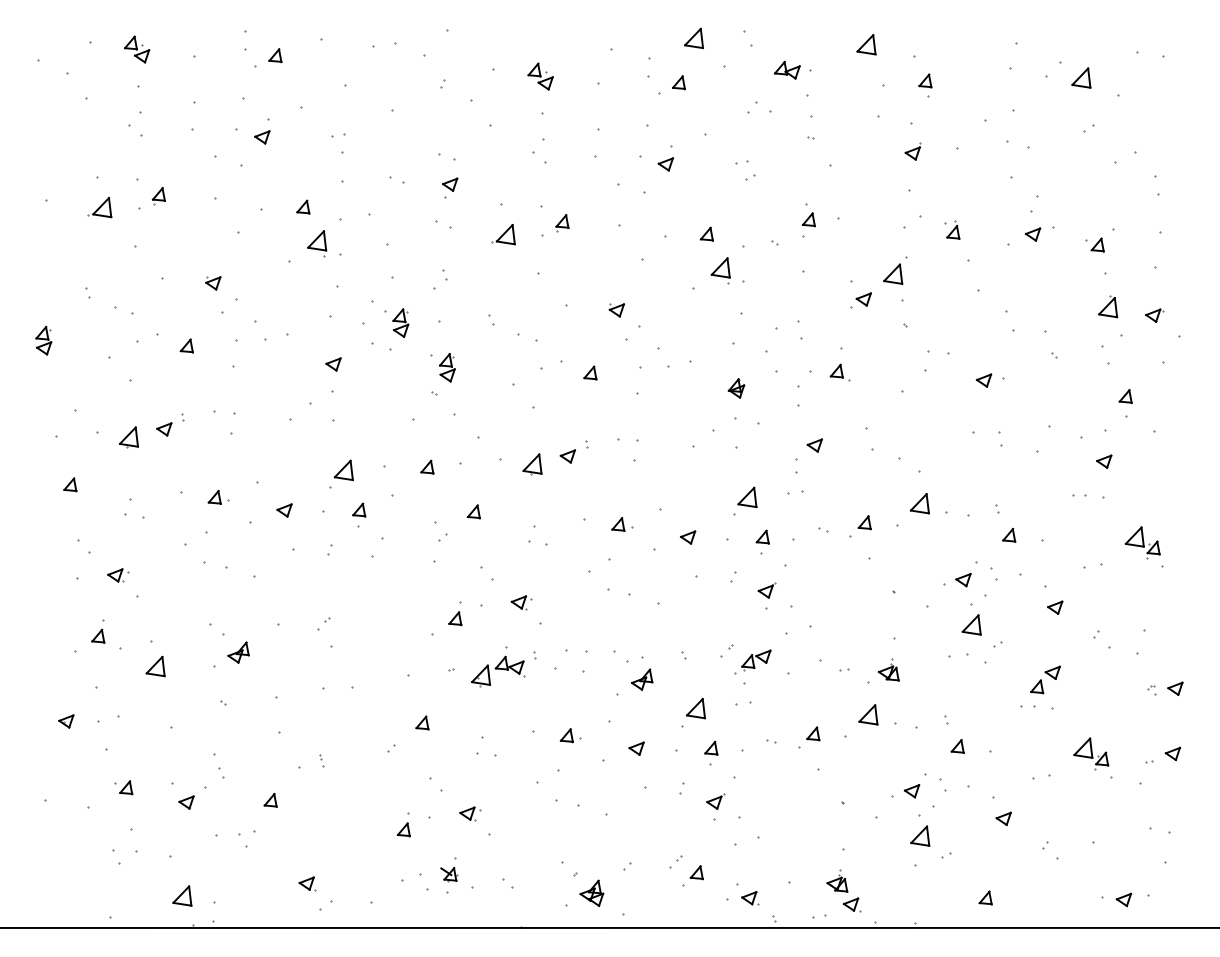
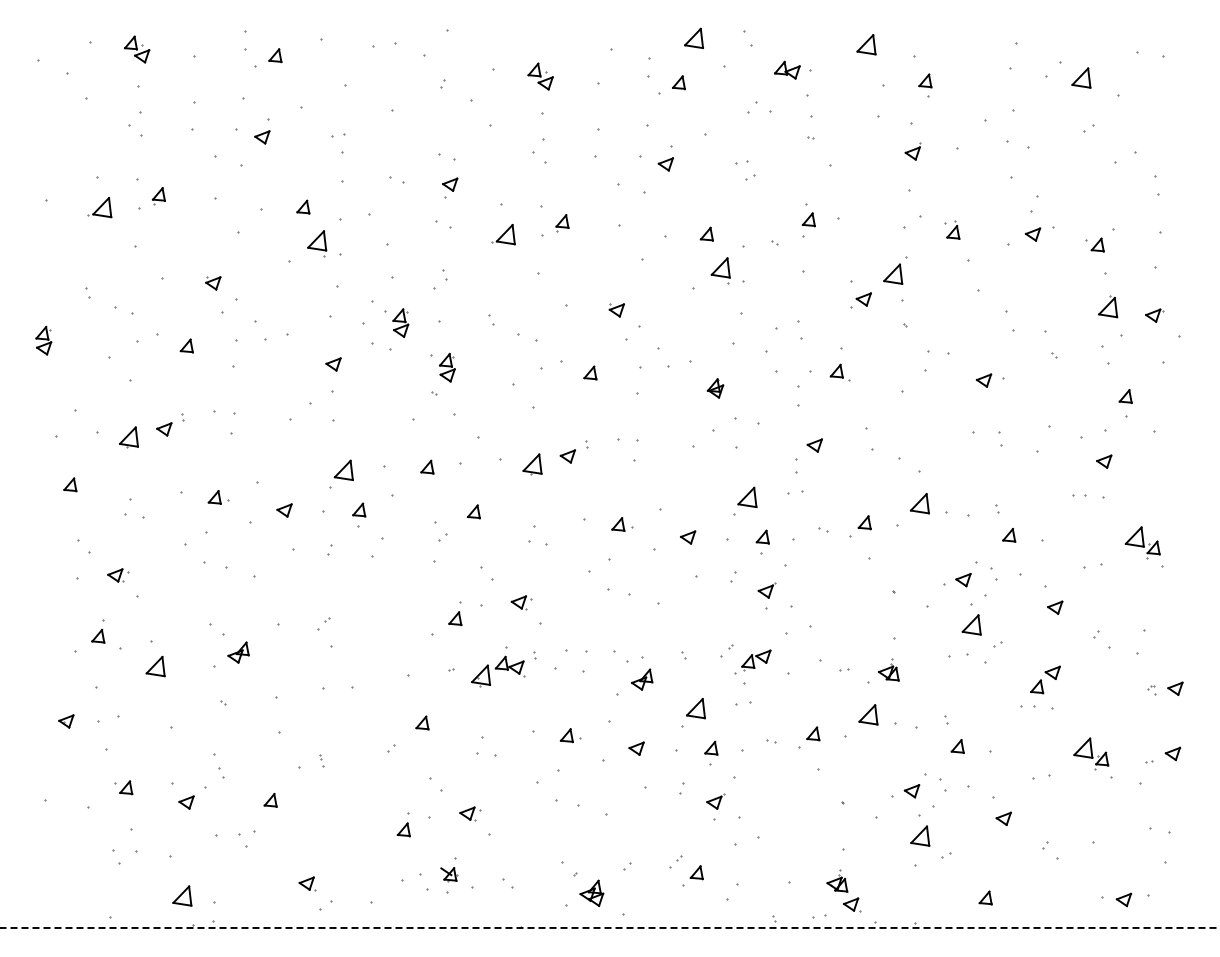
part position: (736, 388) -> (715, 388) (715, 388)
part: present -> none (750, 898)
line: solid -> dashed (610, 927)
